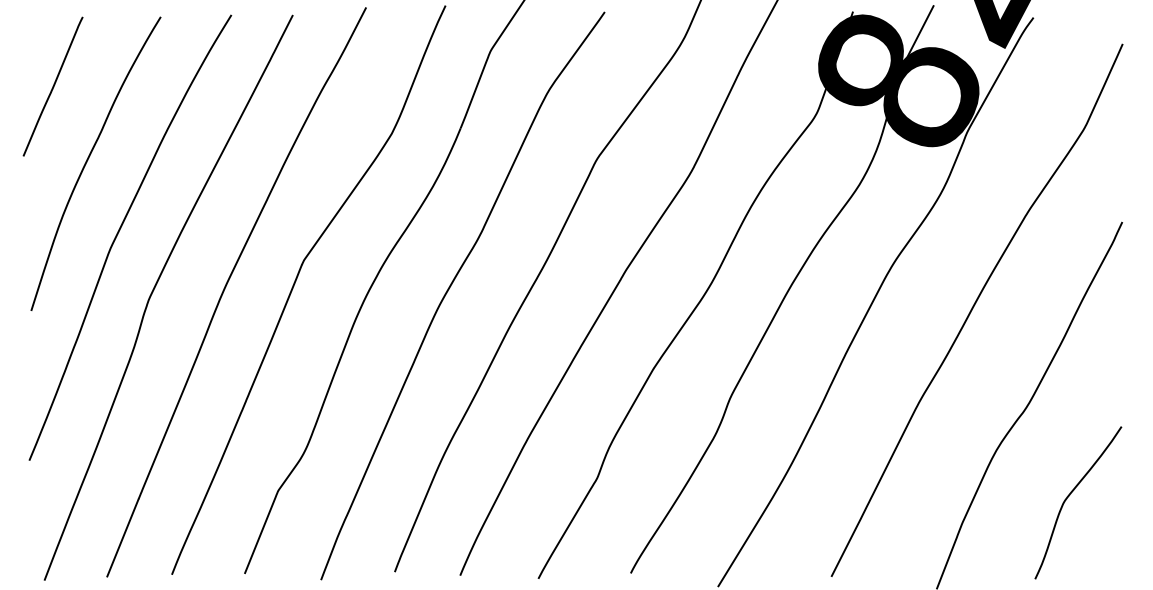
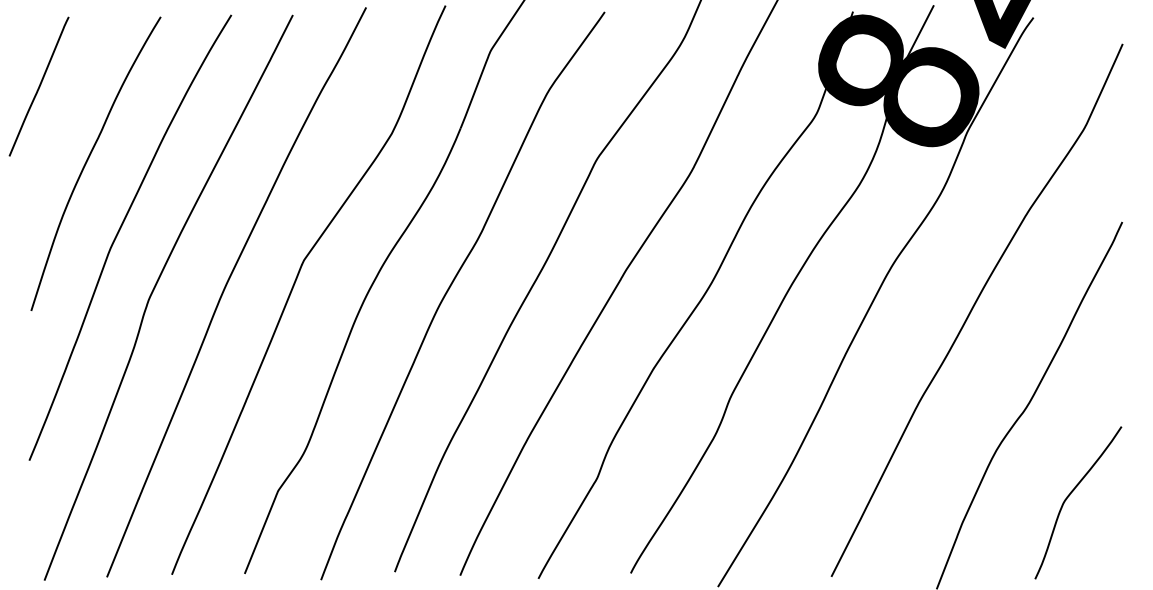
line position: (52, 86) -> (38, 86) (38, 86)
